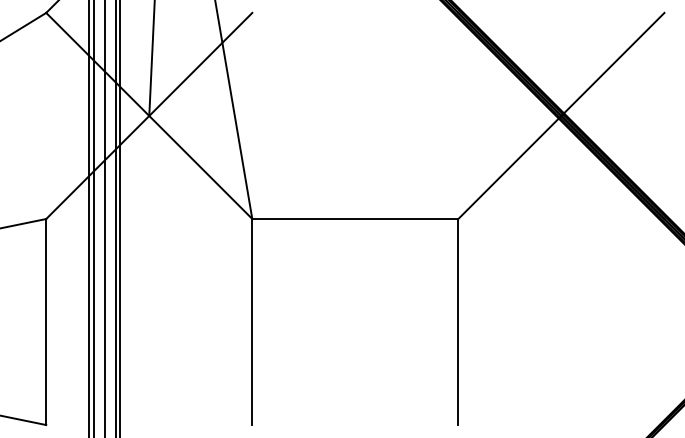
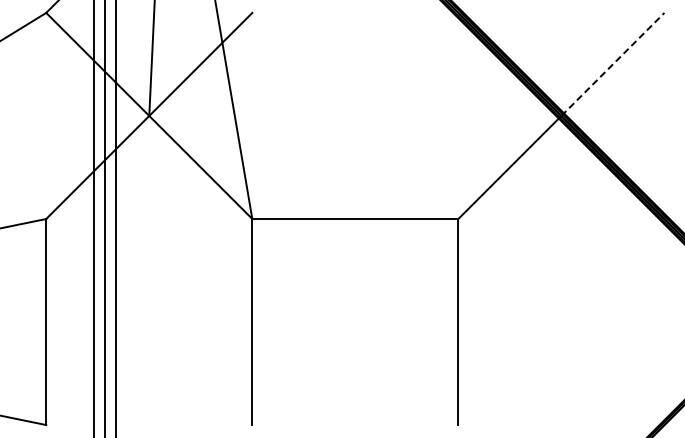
line: solid -> dashed (612, 64)
line: present -> none (88, 218)
line: present -> none (120, 218)
